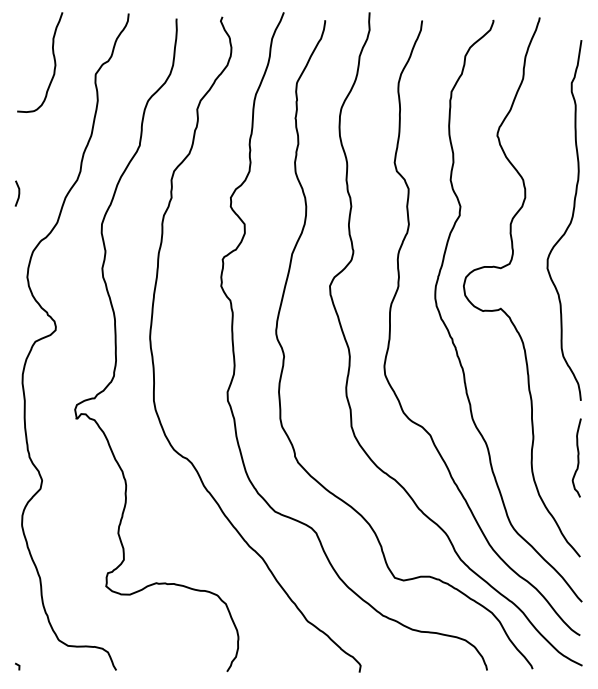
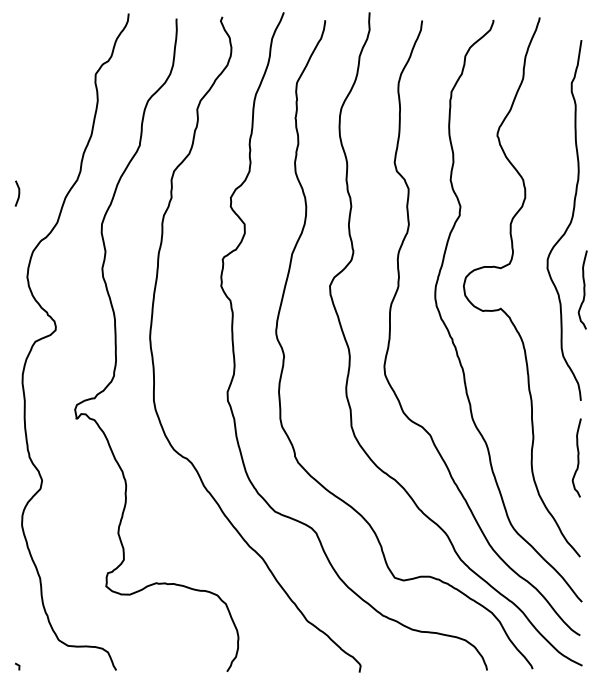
curve: present -> none (53, 59)
curve: none -> present (583, 289)
